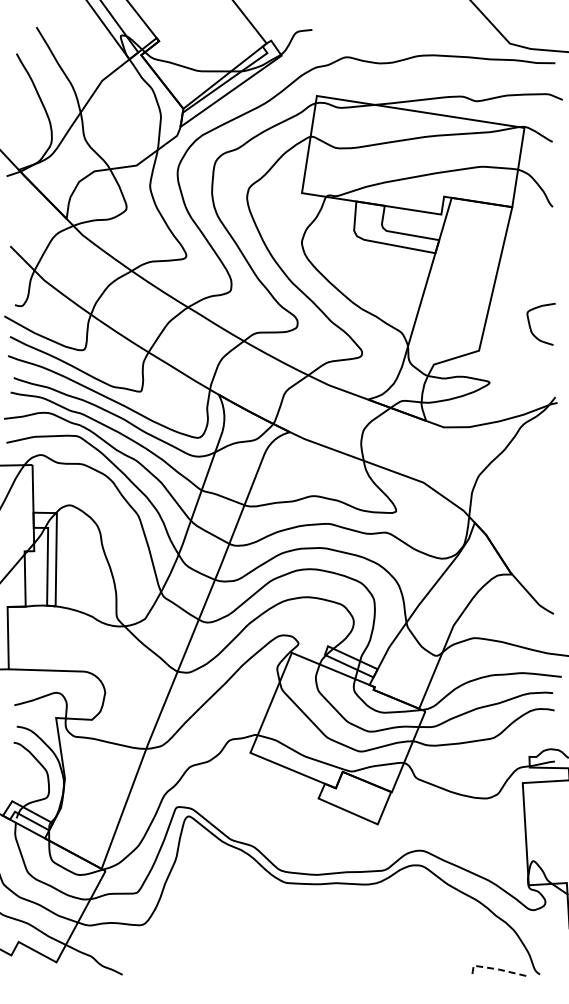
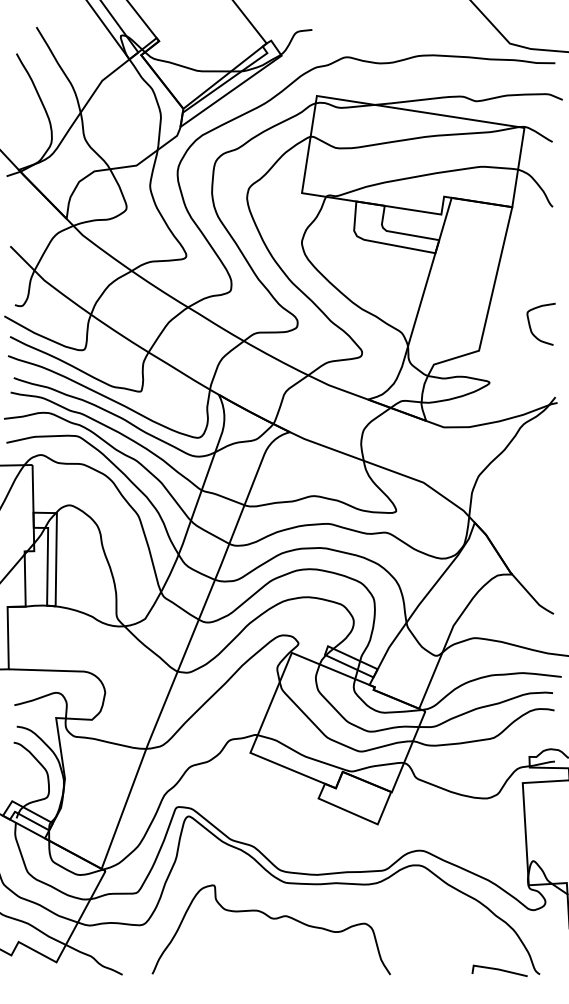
curve: none -> present (271, 919)
line: dashed -> solid (497, 969)
